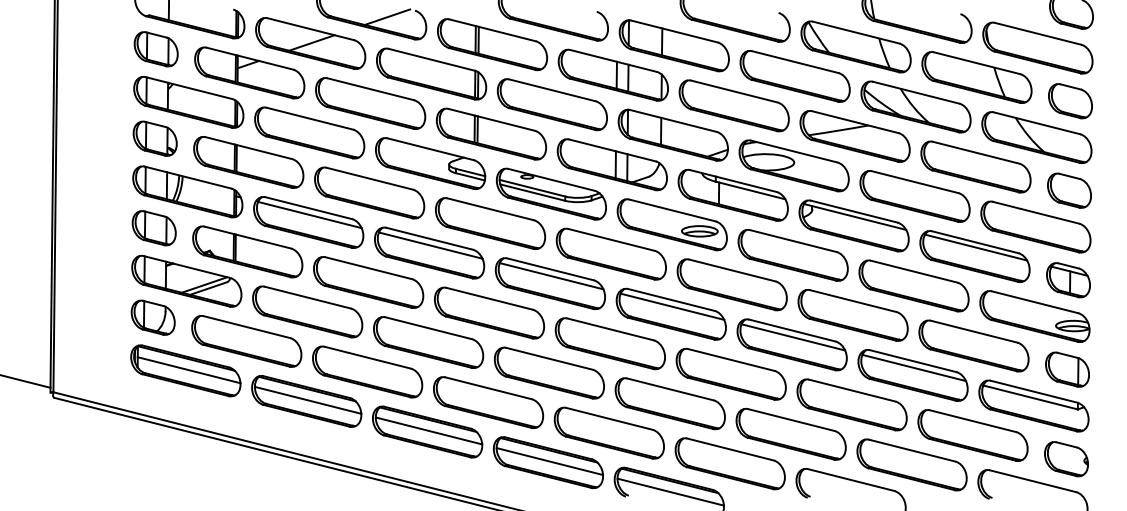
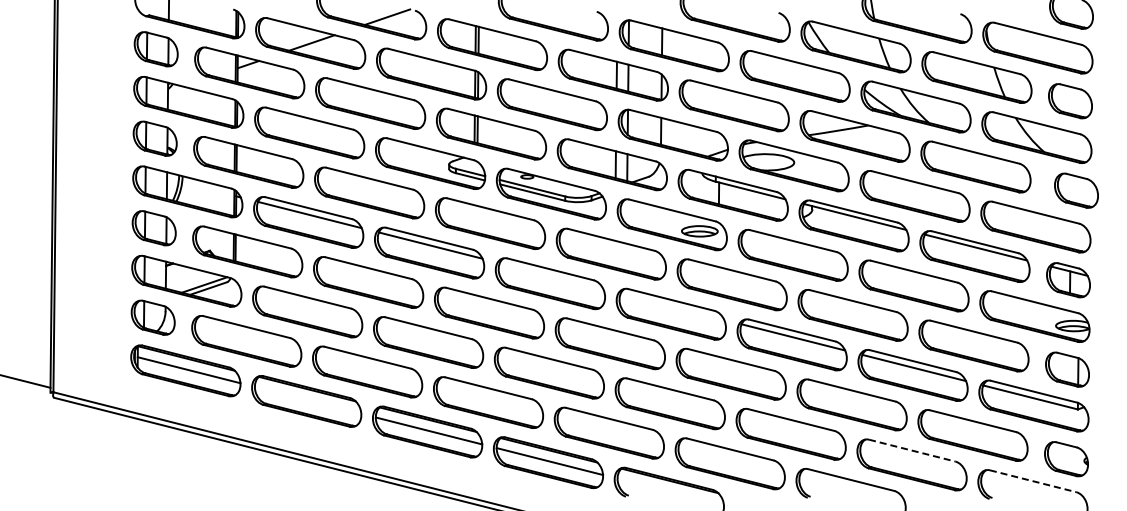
part position: (1069, 190) -> (1076, 190) (1076, 190)
line: present -> none (551, 276)
line: present -> none (672, 306)
line: present -> none (307, 399)
line: solid -> dashed (912, 450)
line: solid -> dashed (1033, 481)
line: present -> none (670, 491)
